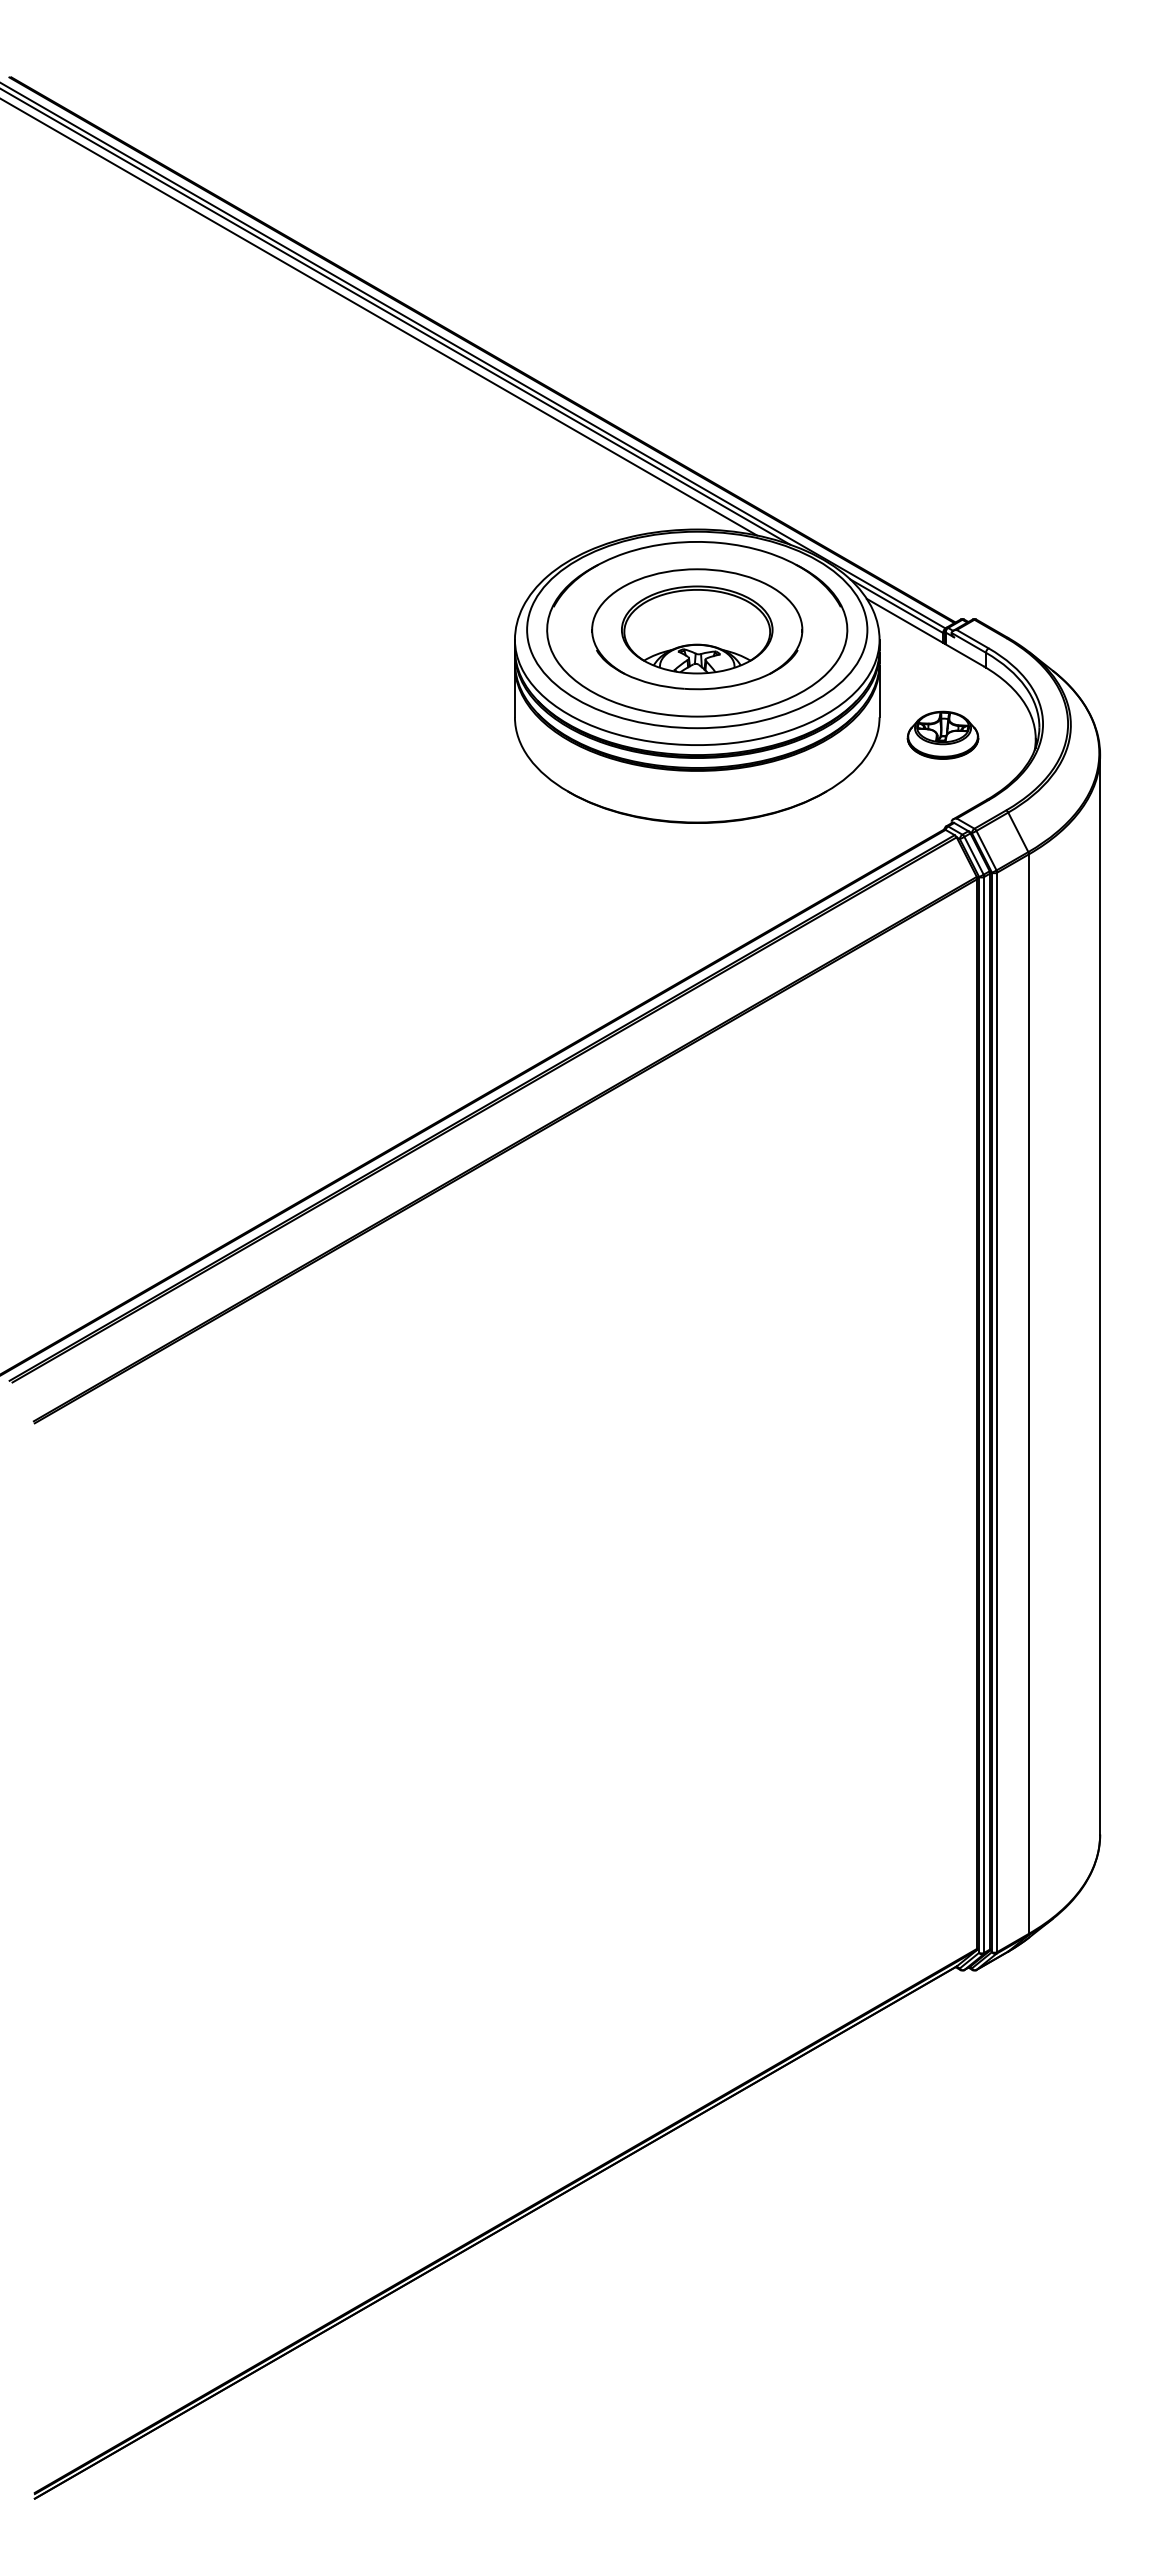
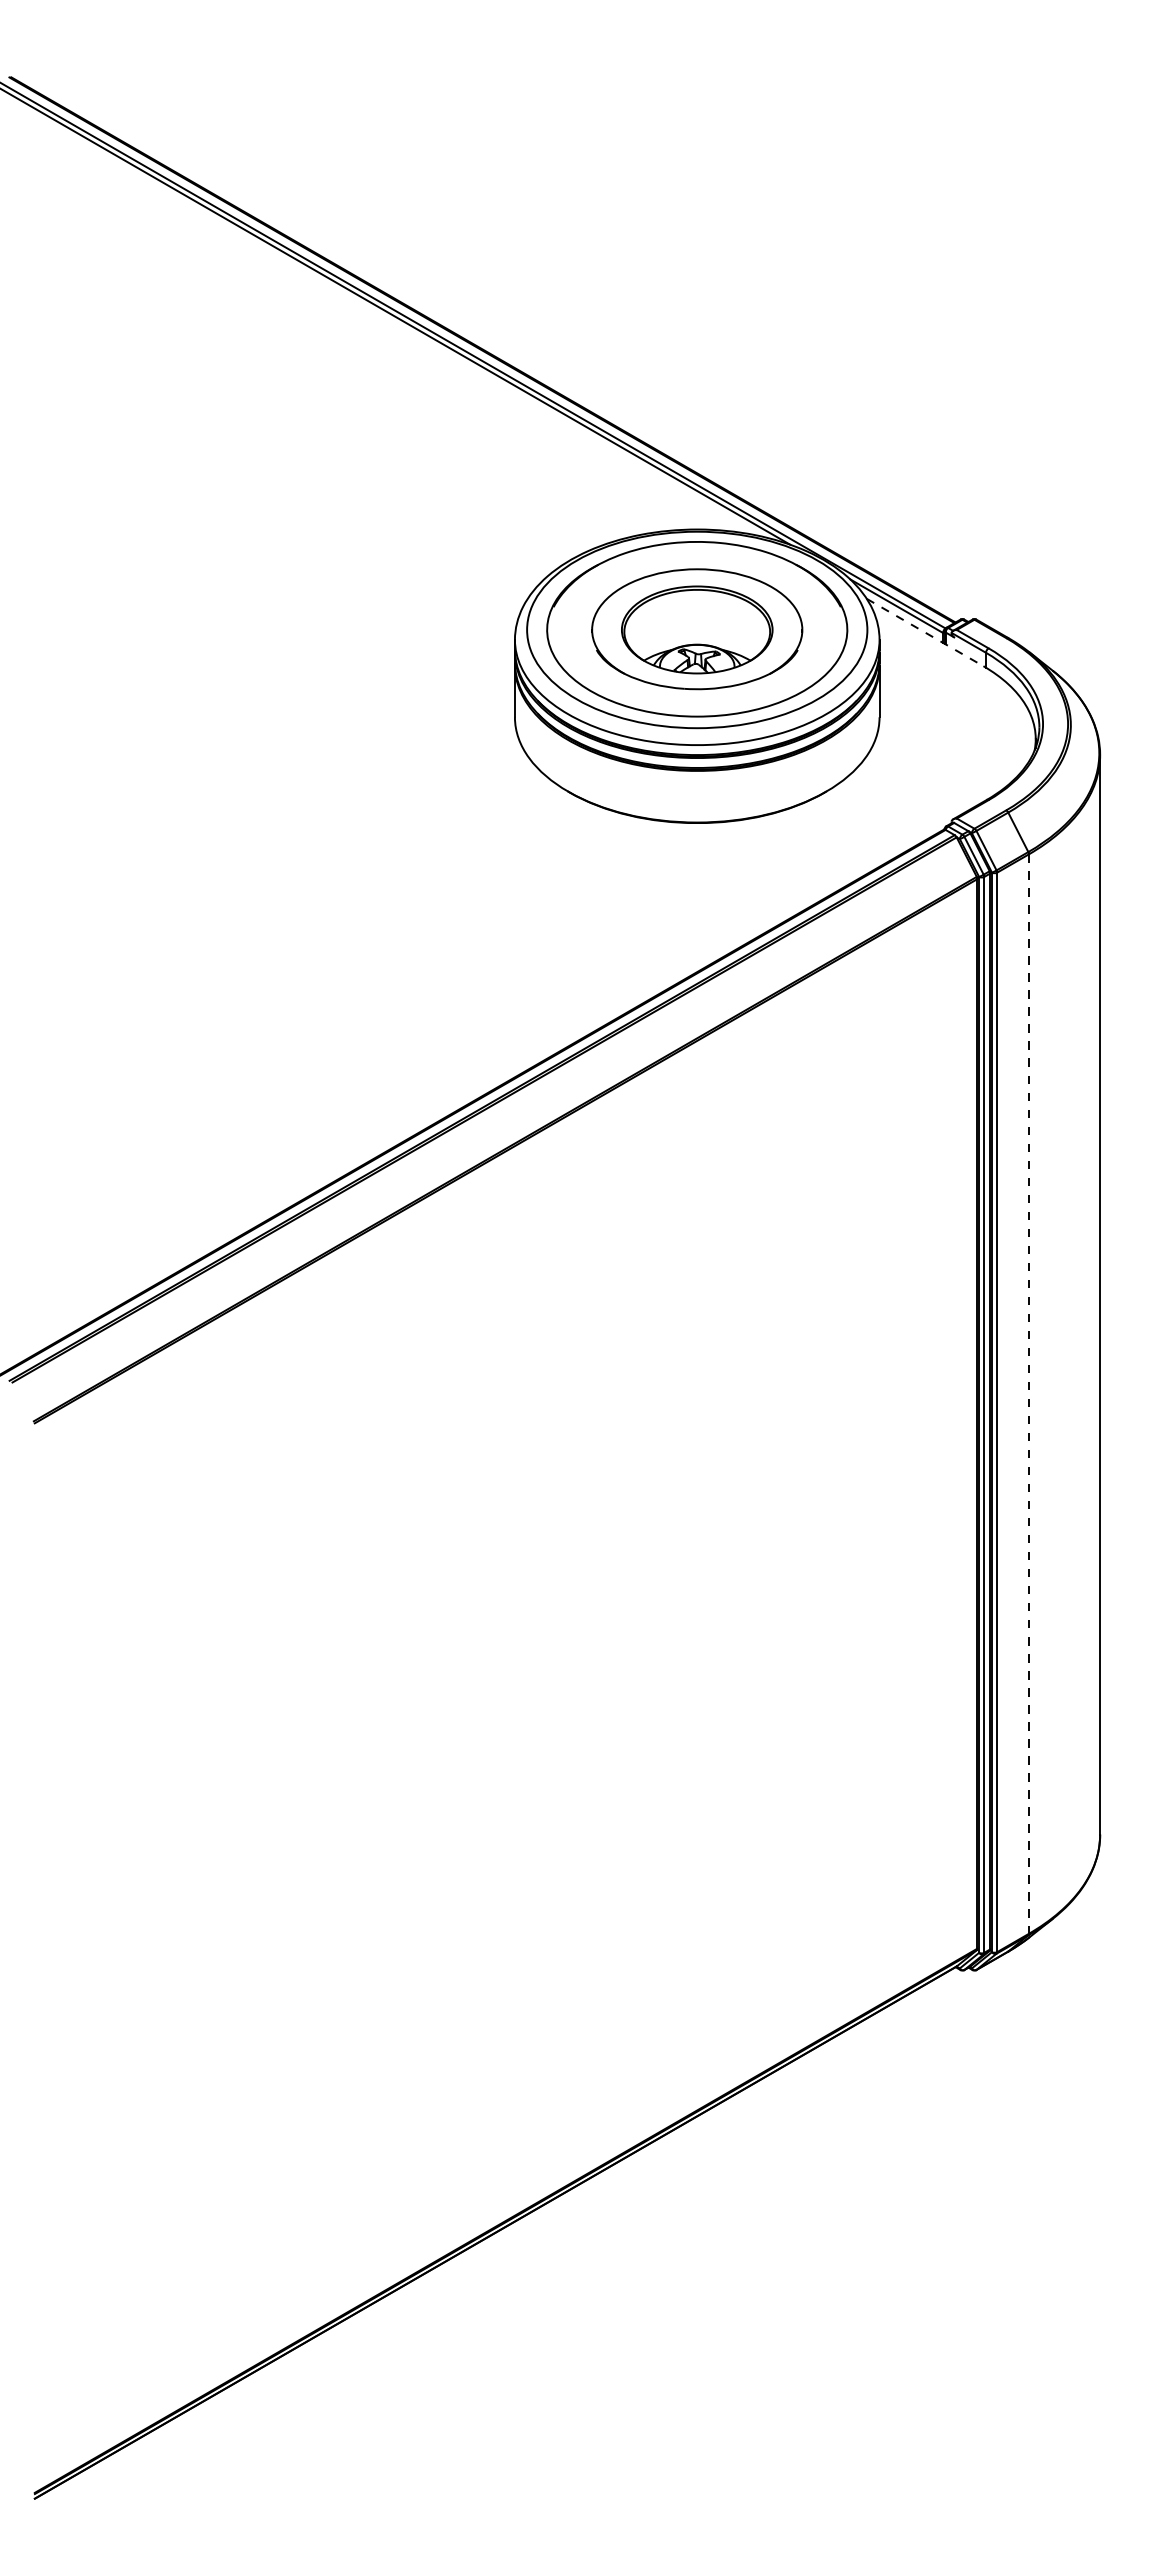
line: present -> none (379, 317)
line: solid -> dashed (925, 632)
part: present -> none (942, 734)
line: solid -> dashed (1028, 1394)
